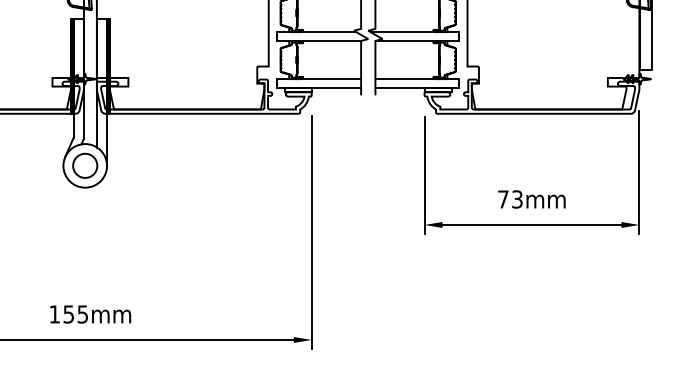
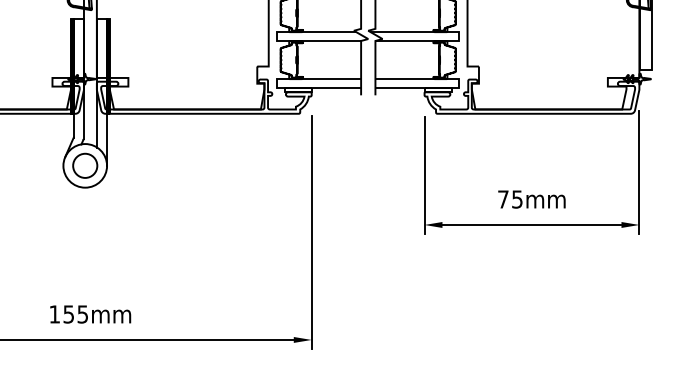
text: 73mm -> 75mm (517, 198)
